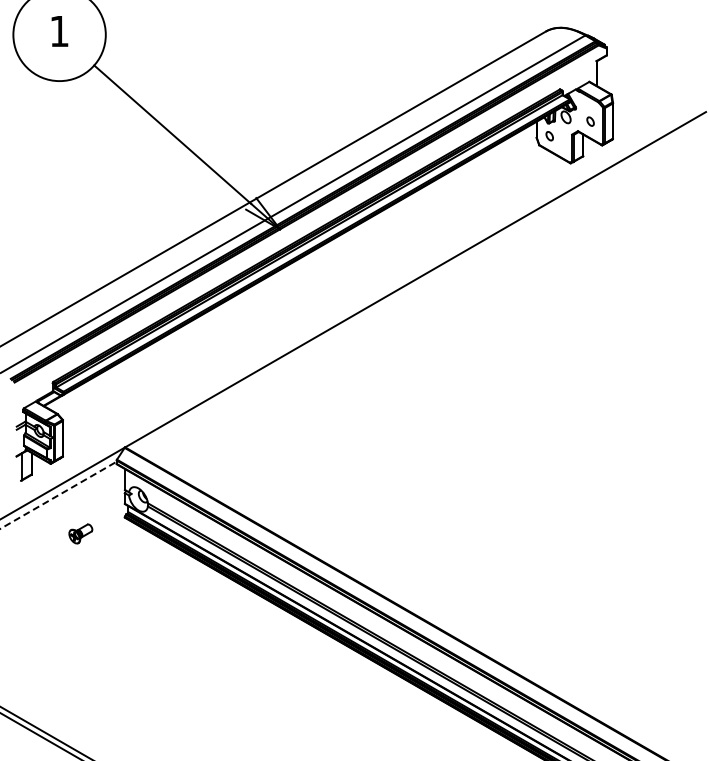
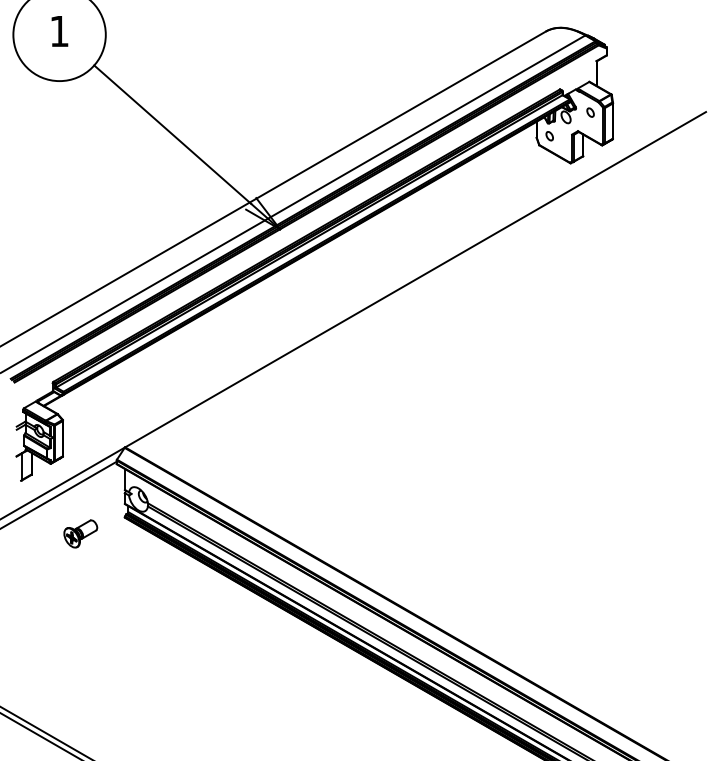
part position: (590, 121) -> (590, 112) (590, 112)
line: dashed -> solid (58, 495)
part size: 26x22 px -> 36x30 px (80, 533)
